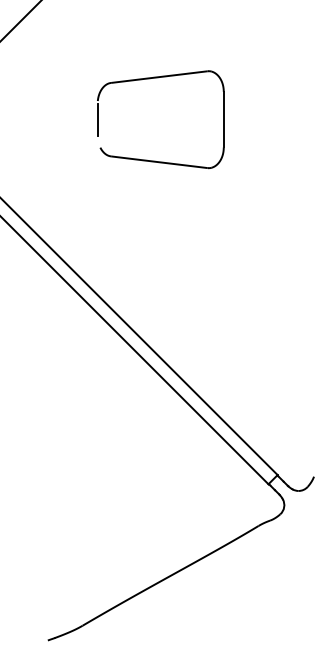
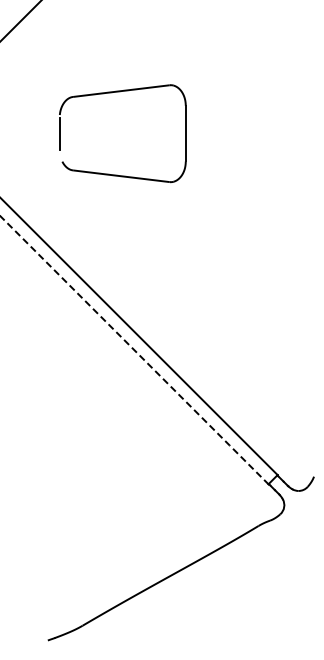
part position: (158, 78) -> (120, 92) (120, 92)
line: solid -> dashed (135, 351)
